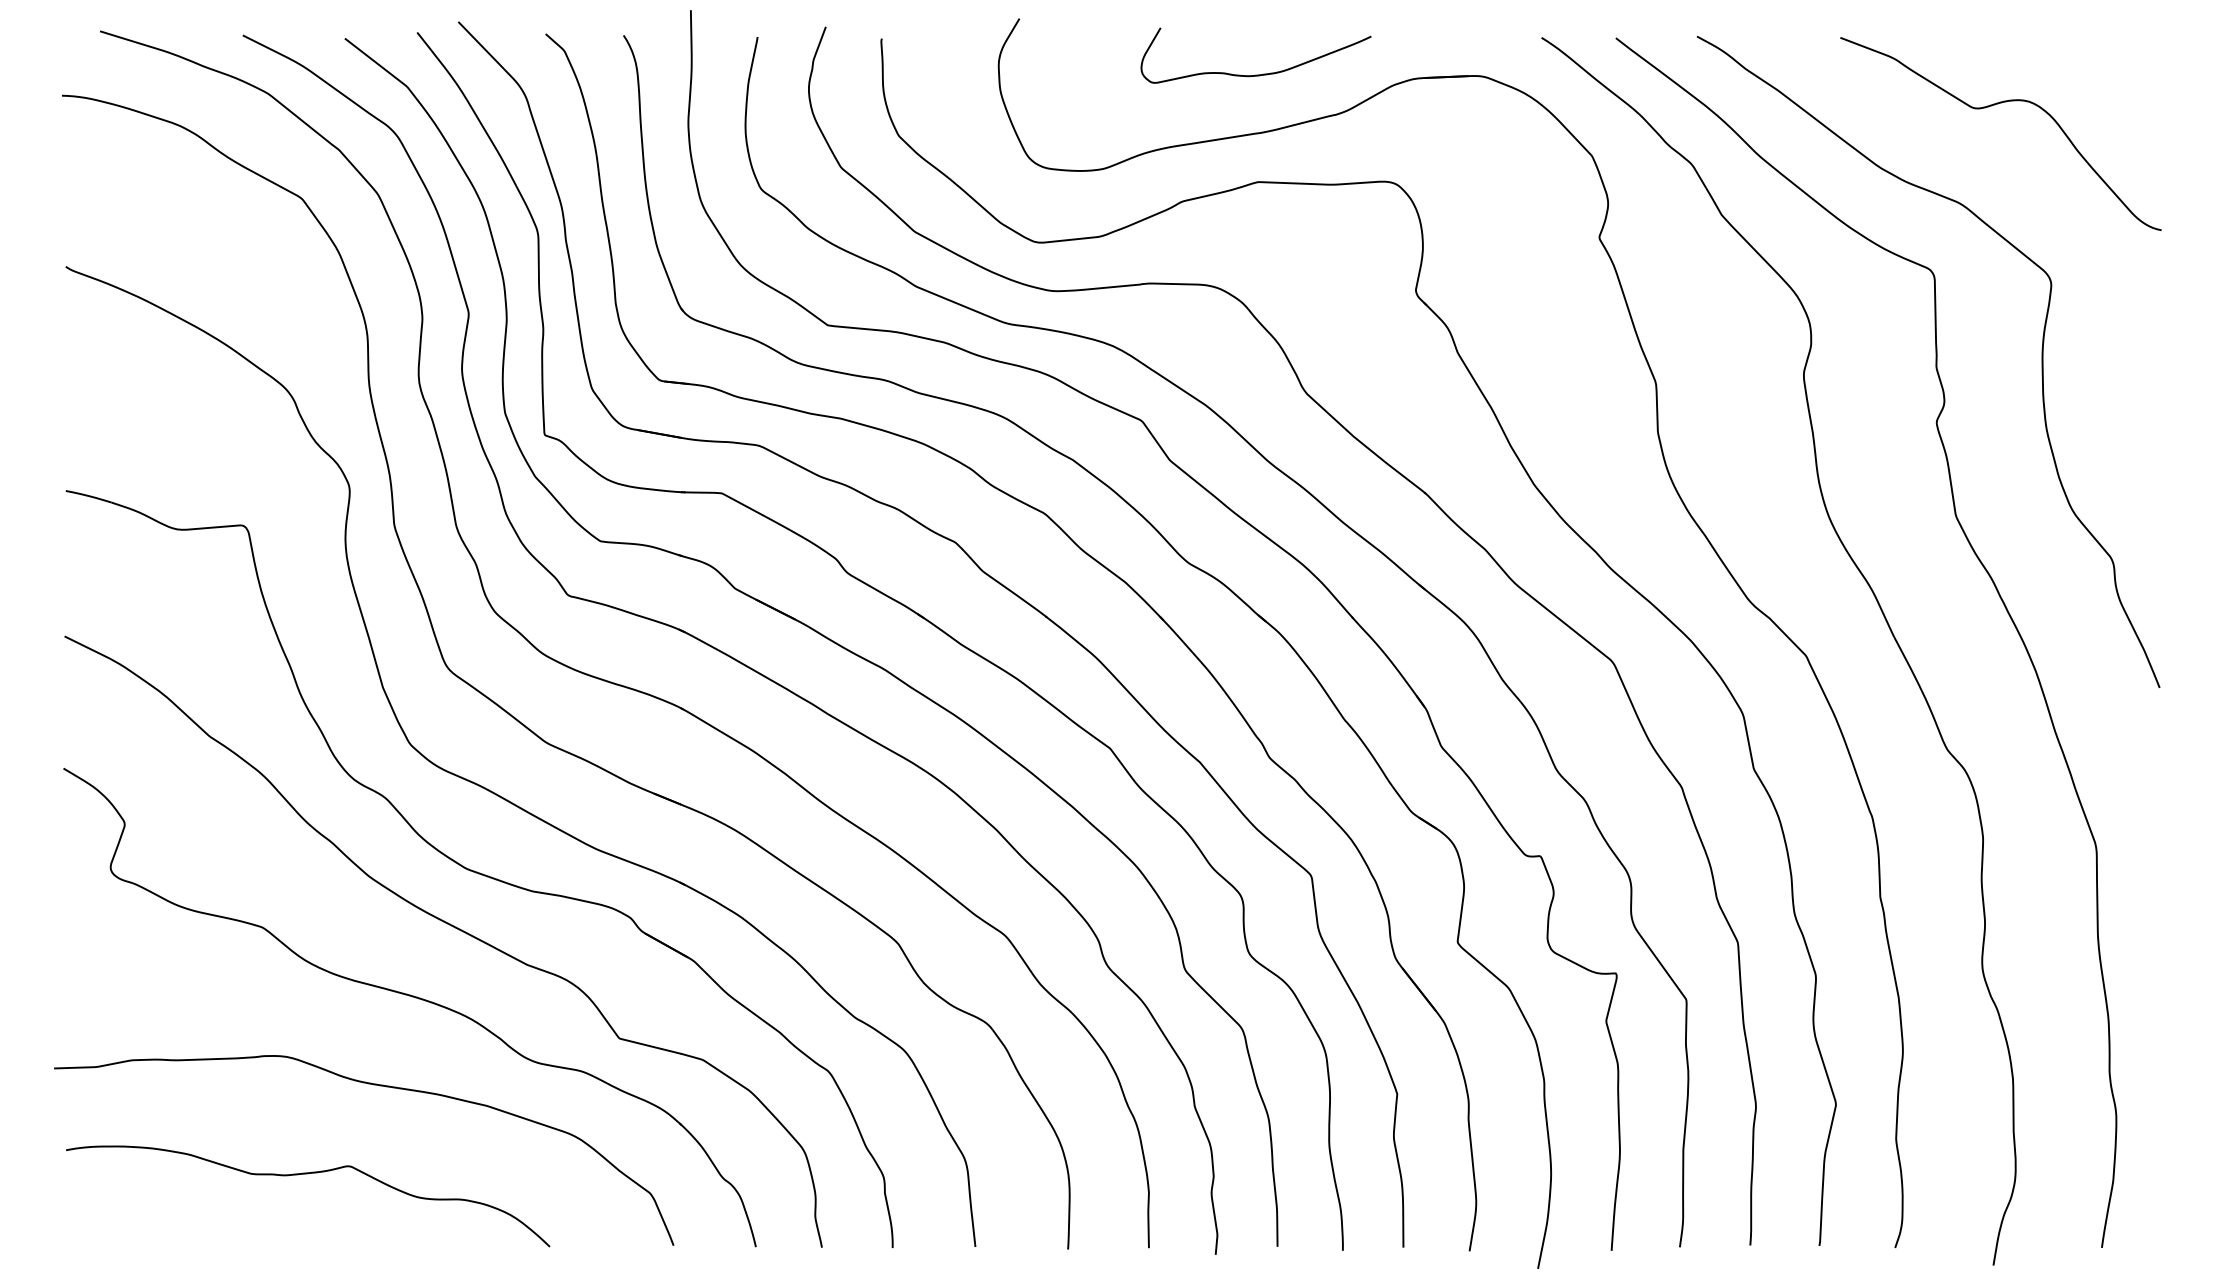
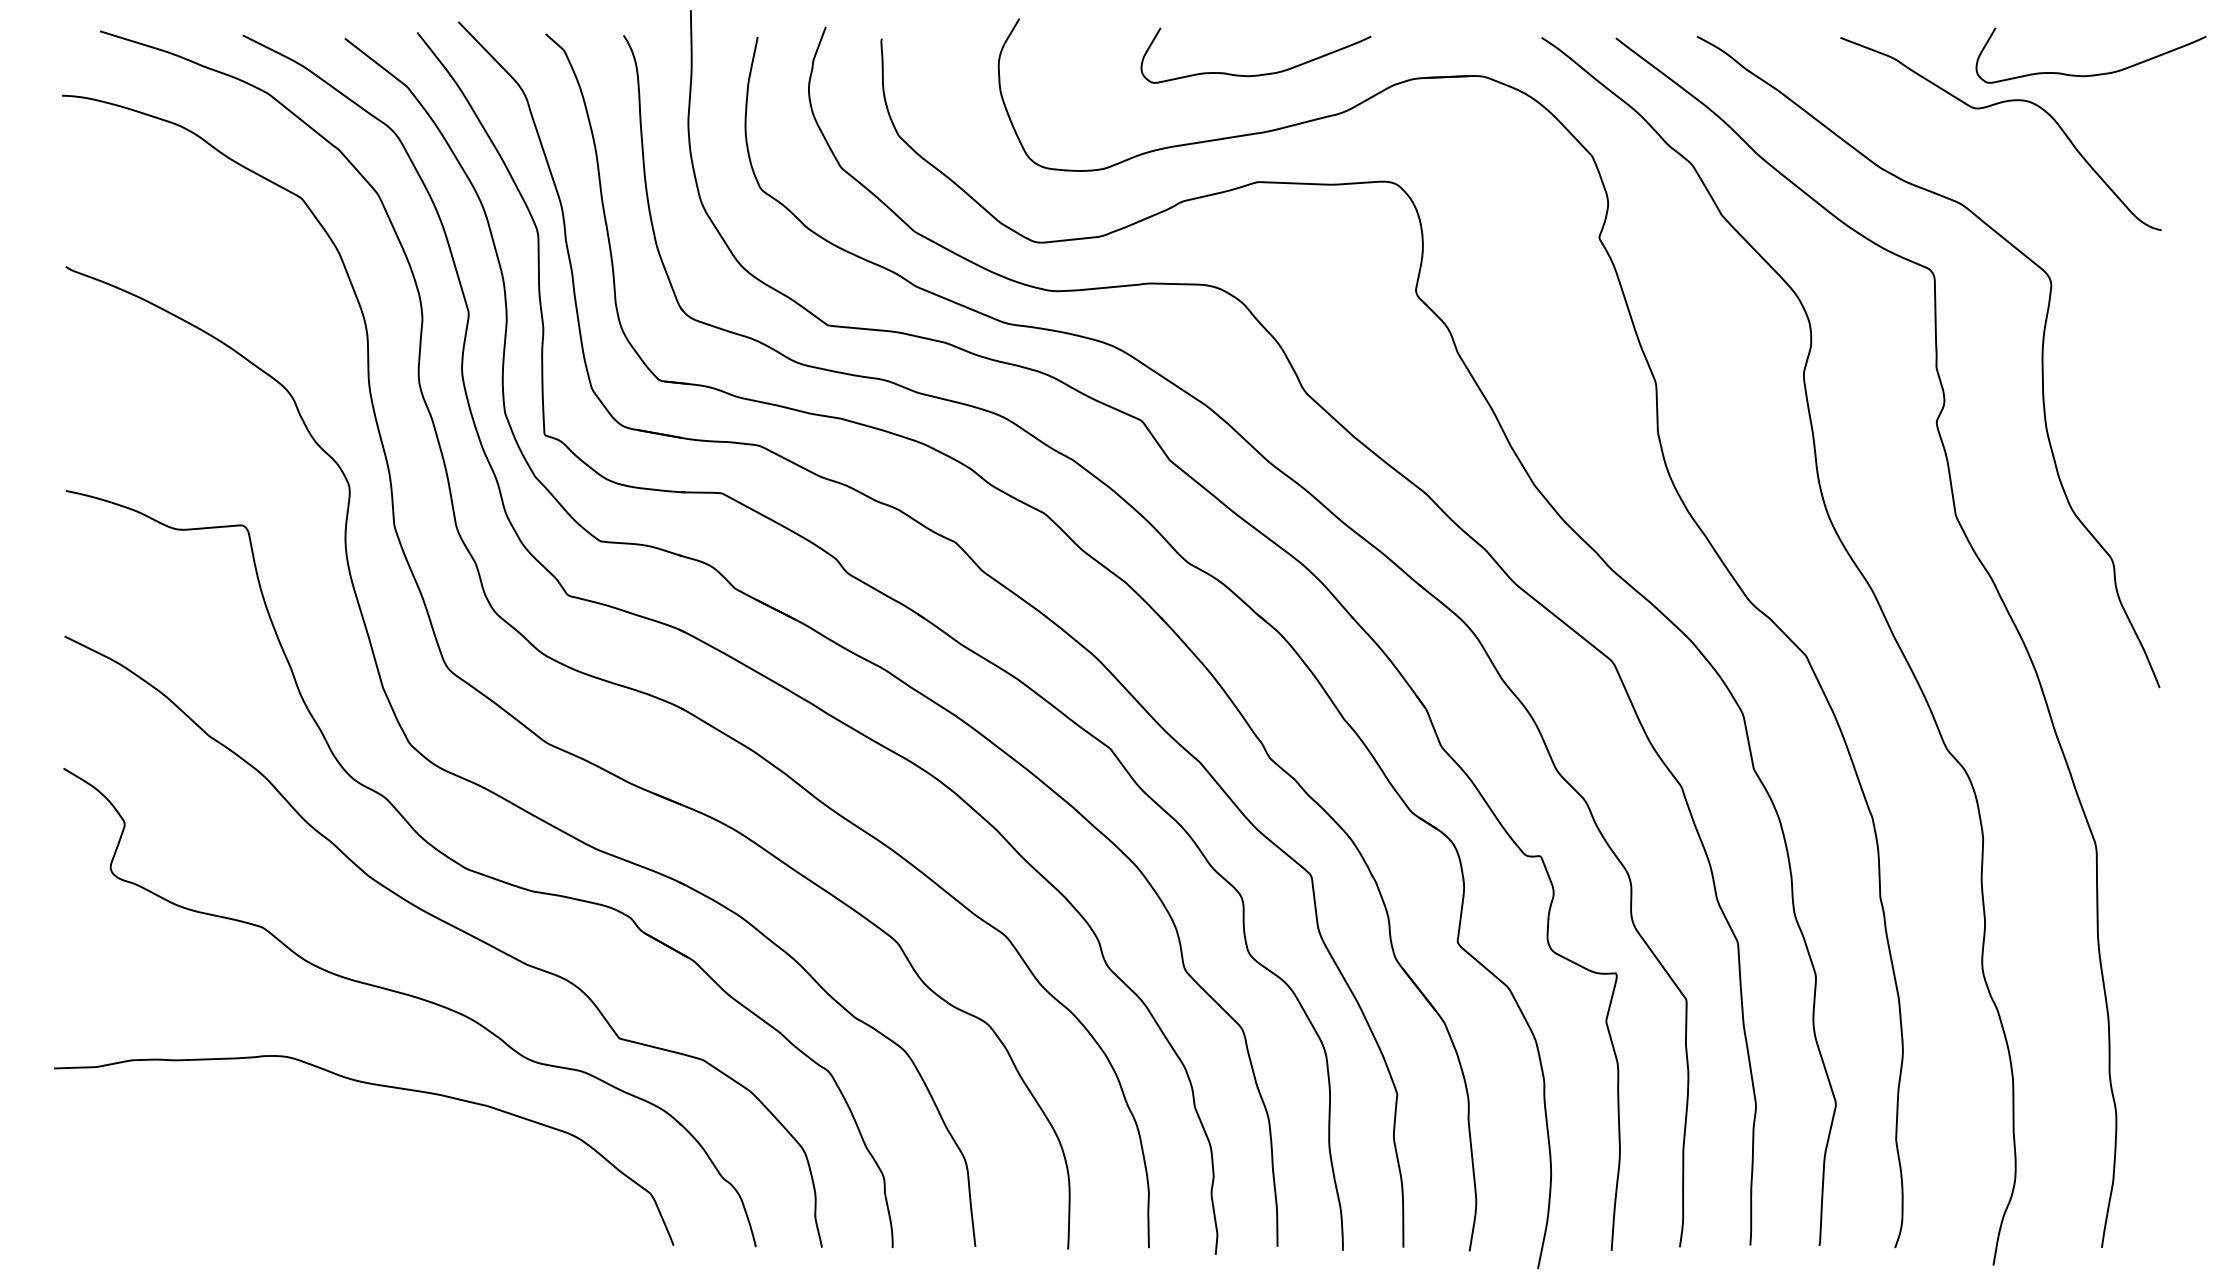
curve: none -> present (2090, 74)
curve: present -> none (308, 1174)
